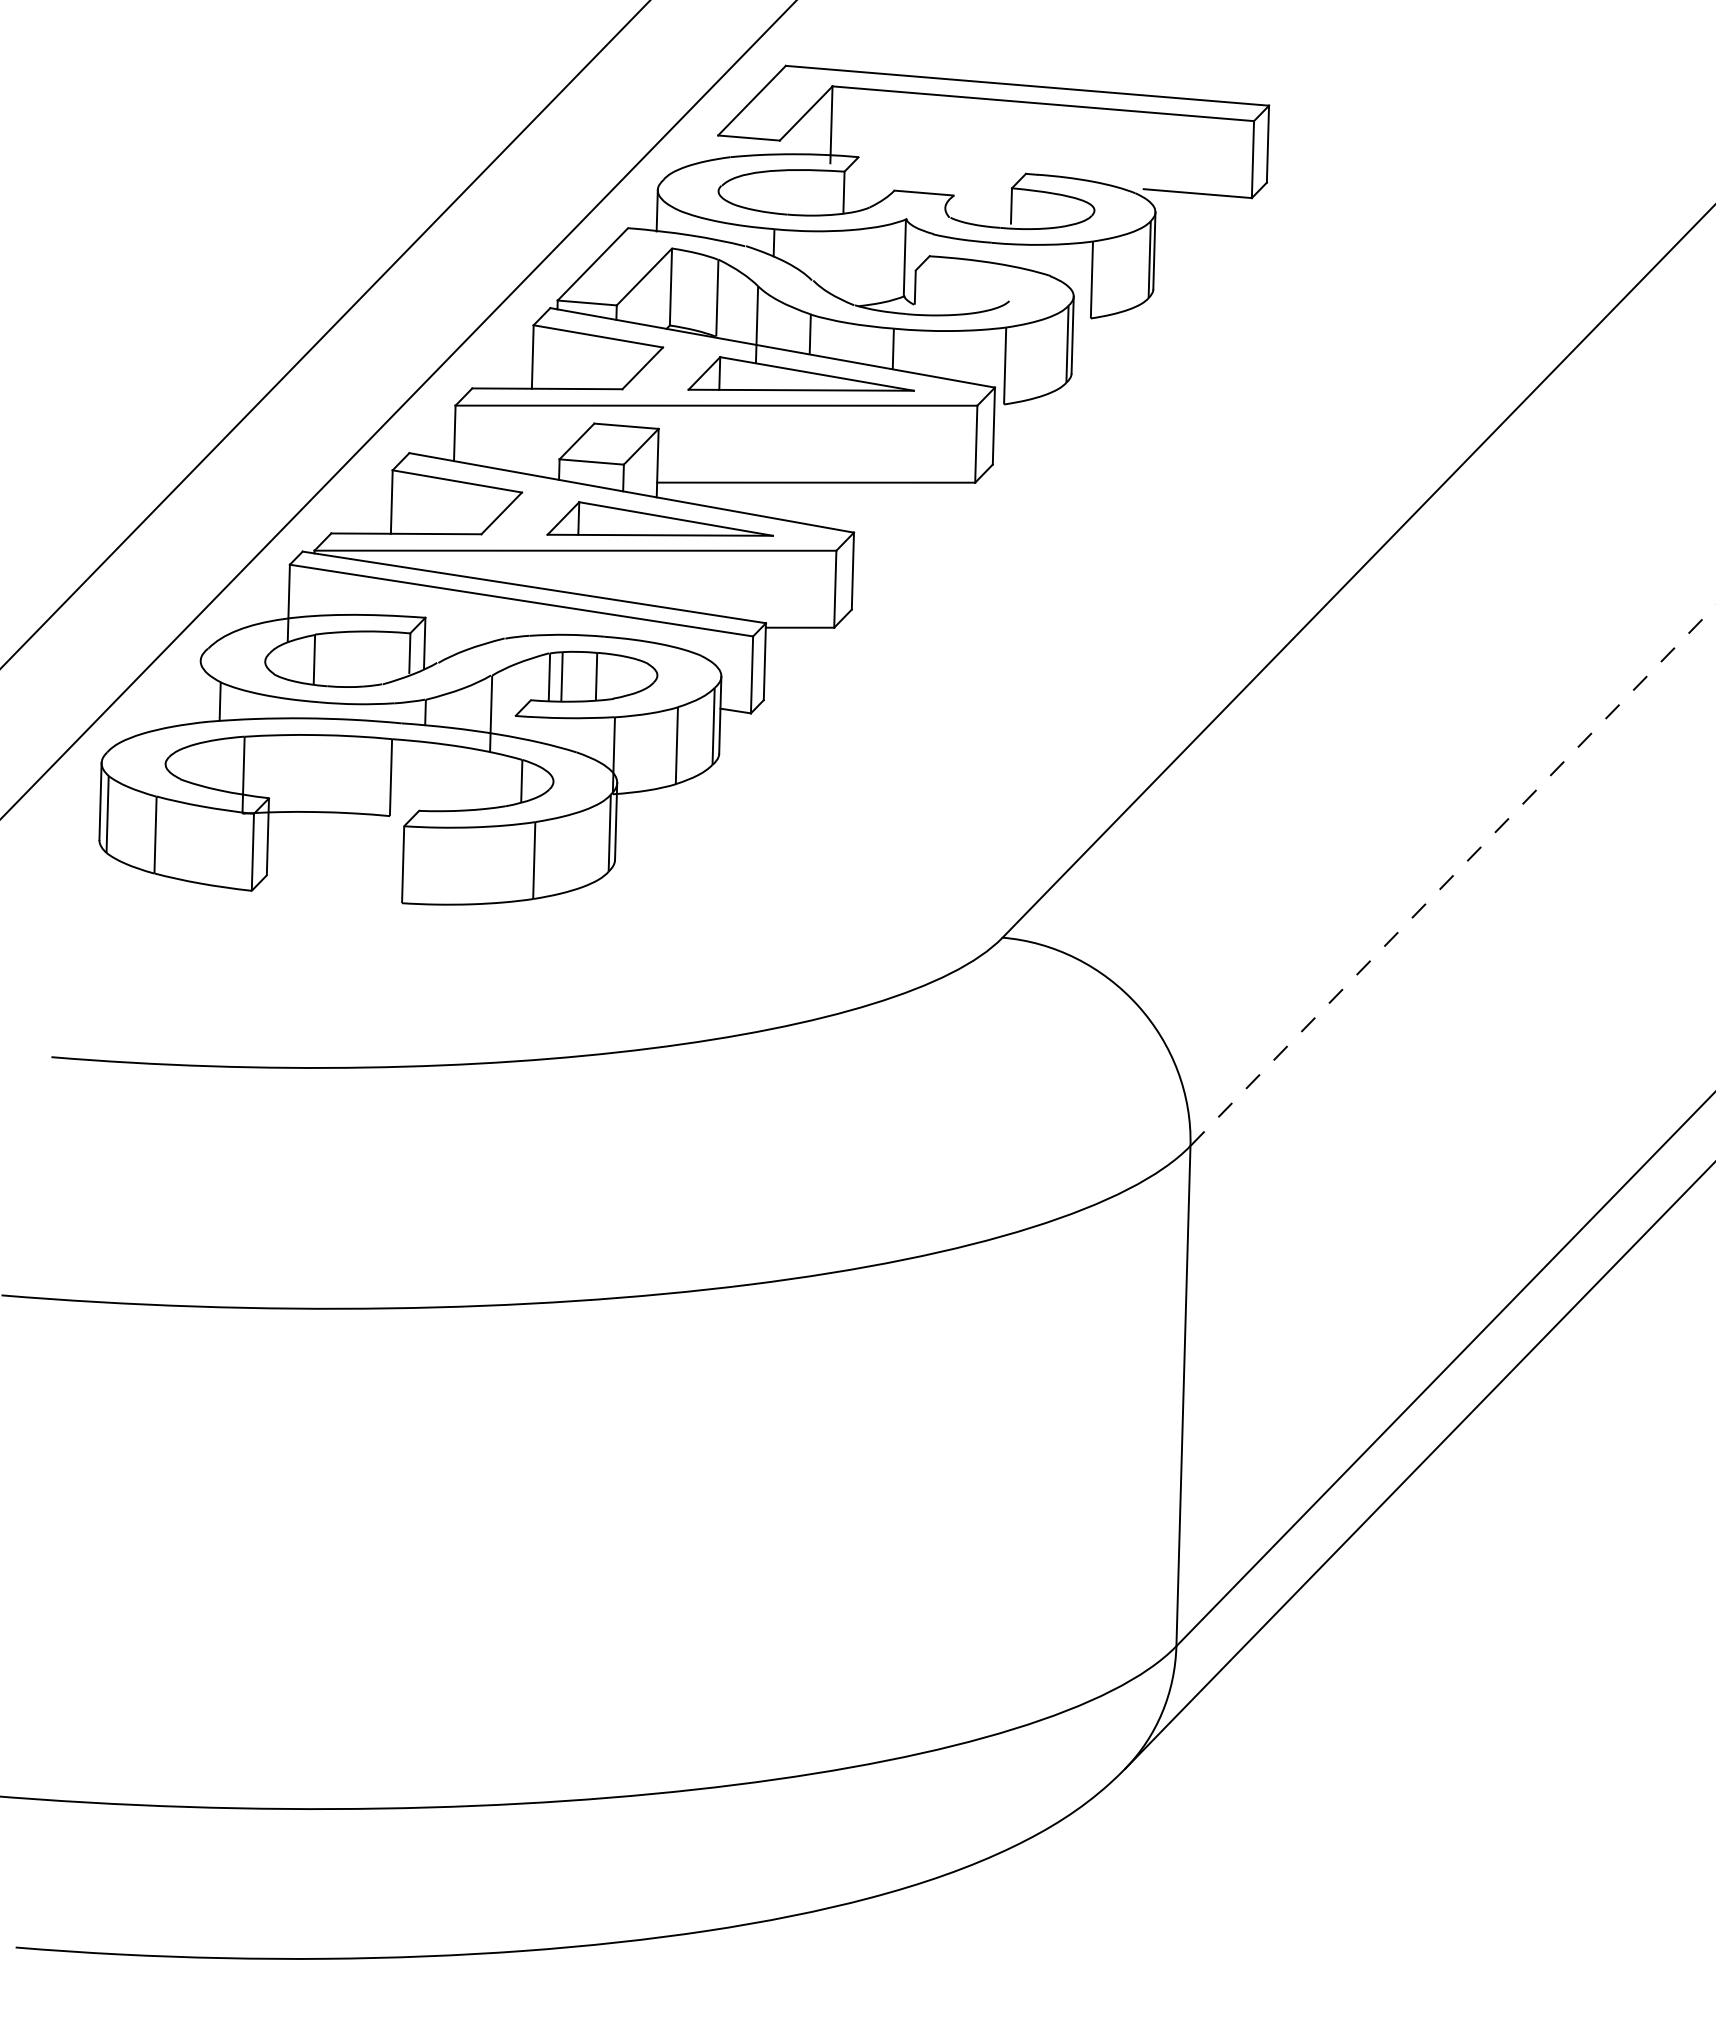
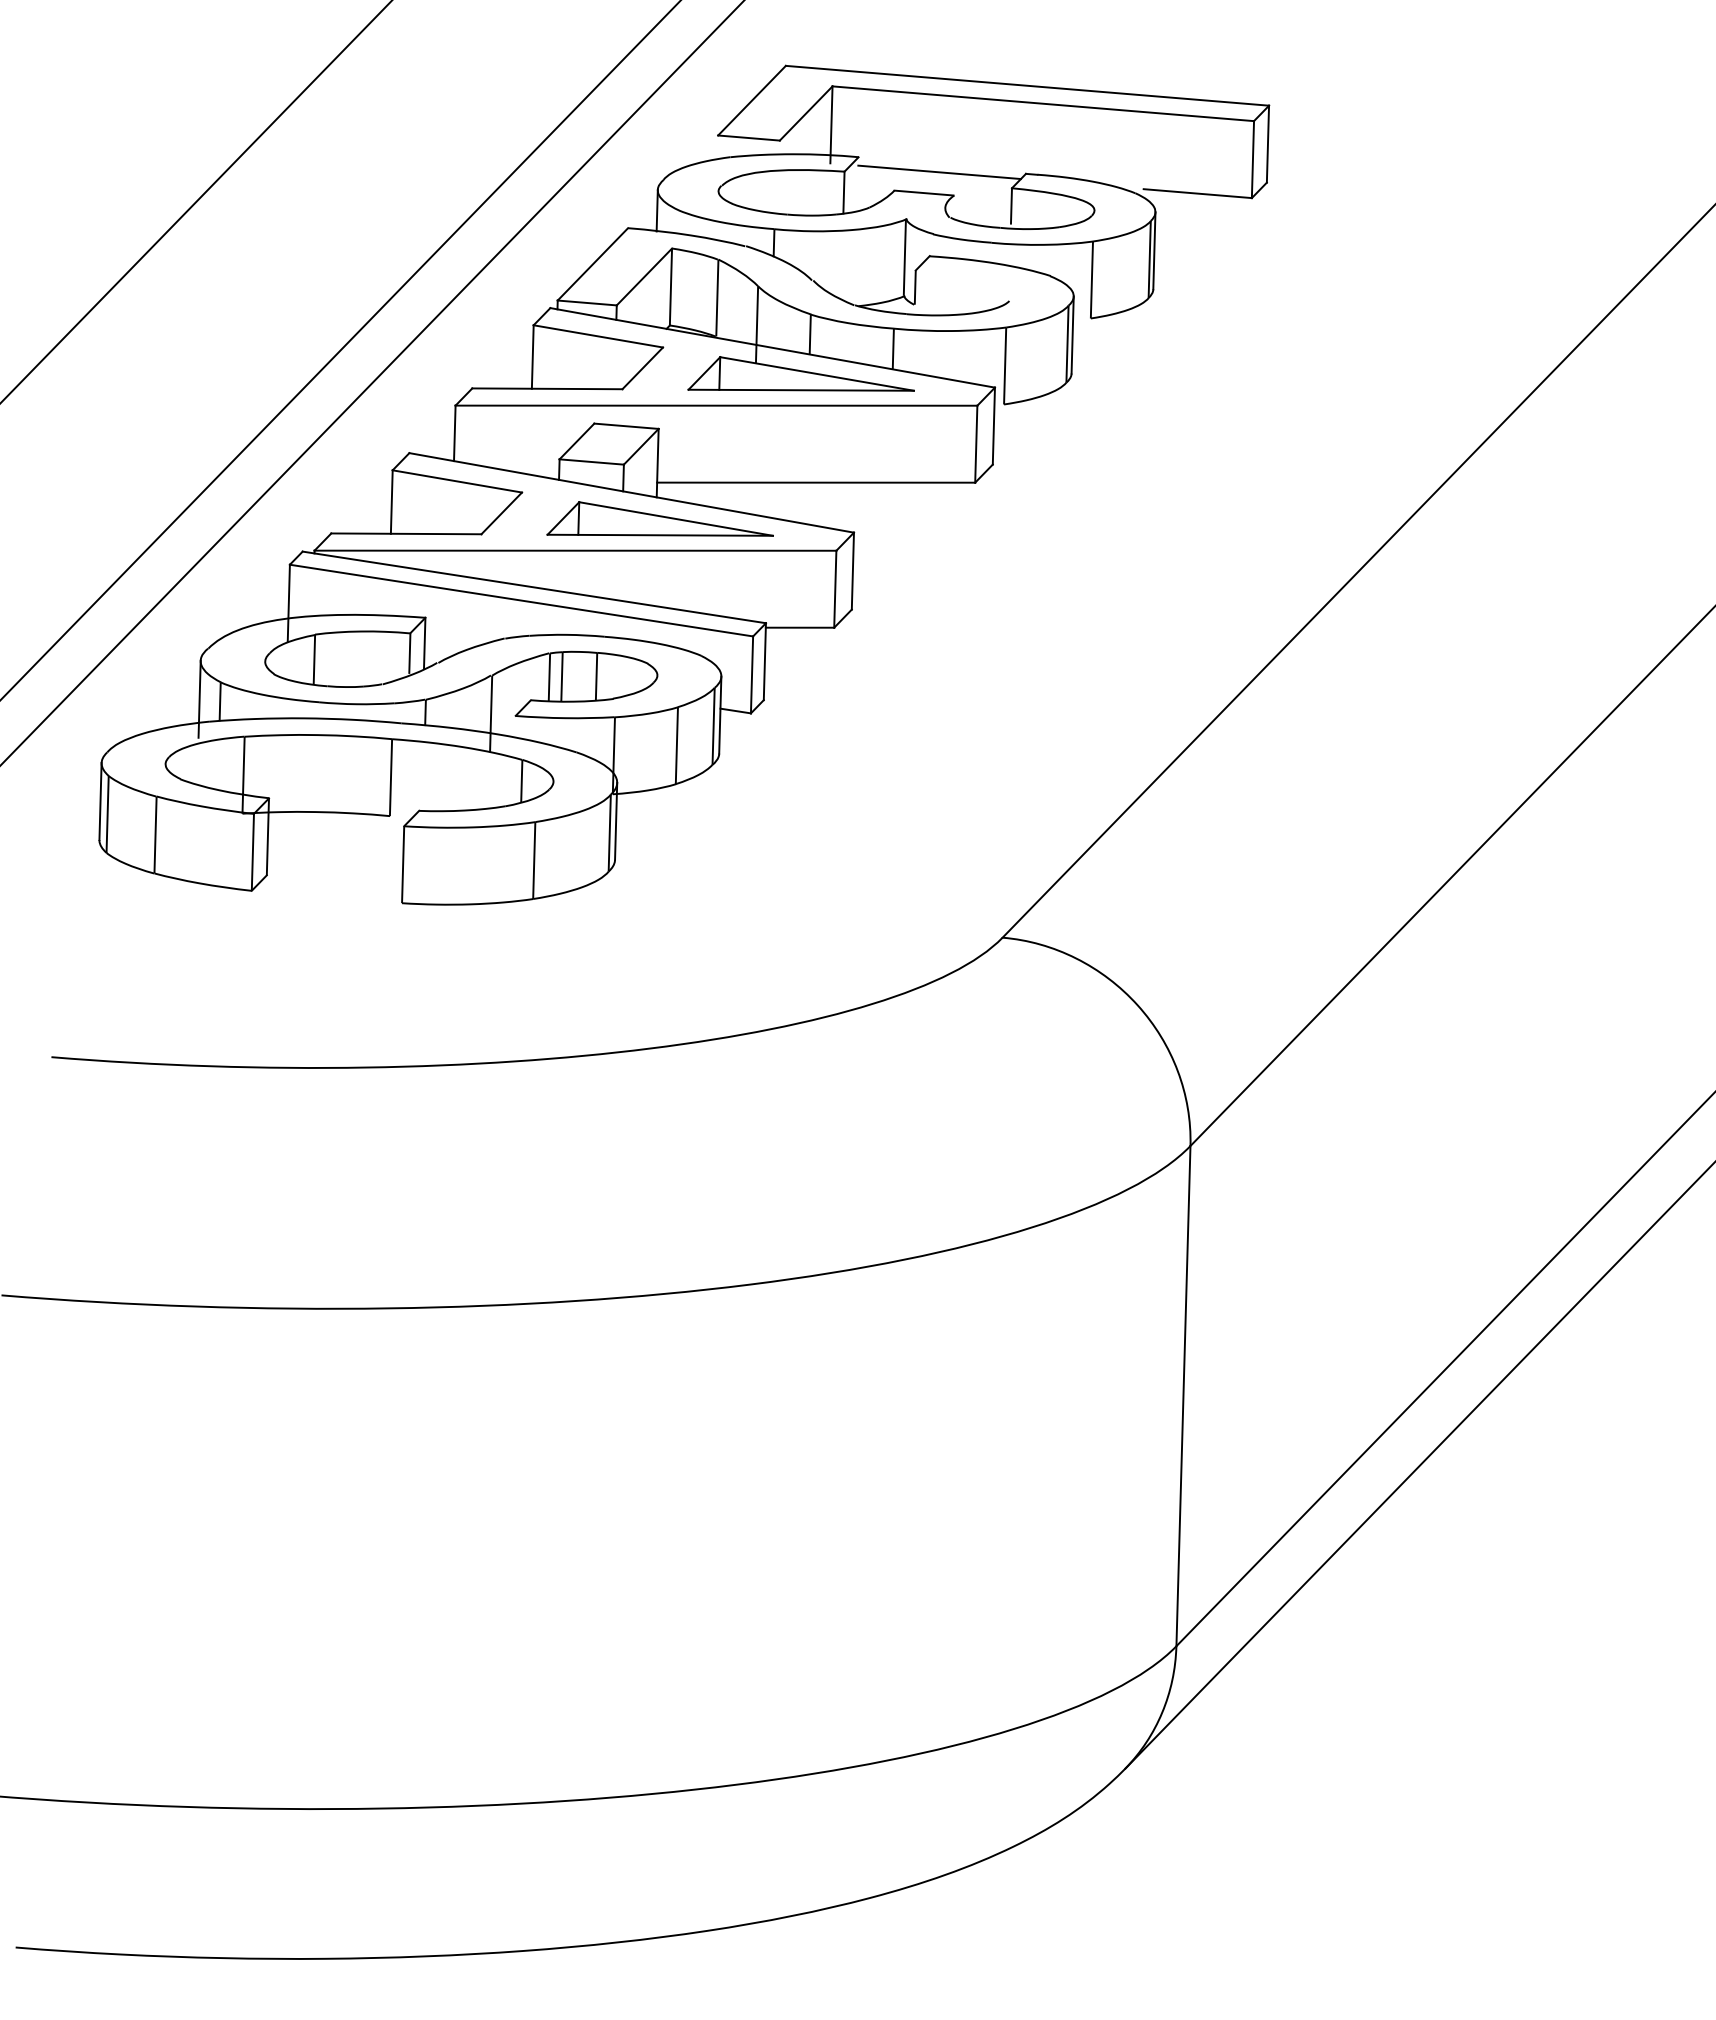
line: none -> present (939, 172)
line: none -> present (195, 201)
line position: (325, 334) -> (340, 350) (340, 350)
line position: (398, 409) -> (372, 382) (372, 382)
line: none -> present (199, 698)
line: dashed -> solid (1452, 876)
